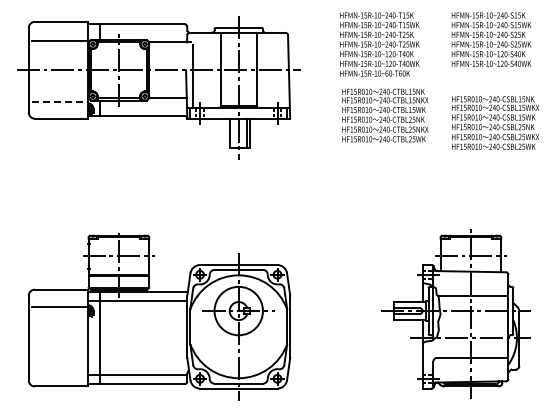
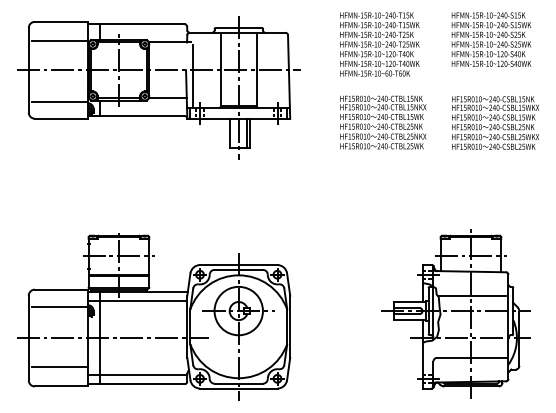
line: dashed -> solid (60, 101)
text position: (385, 115) -> (383, 122) (383, 122)
line: none -> present (112, 338)
line: none -> present (59, 367)
